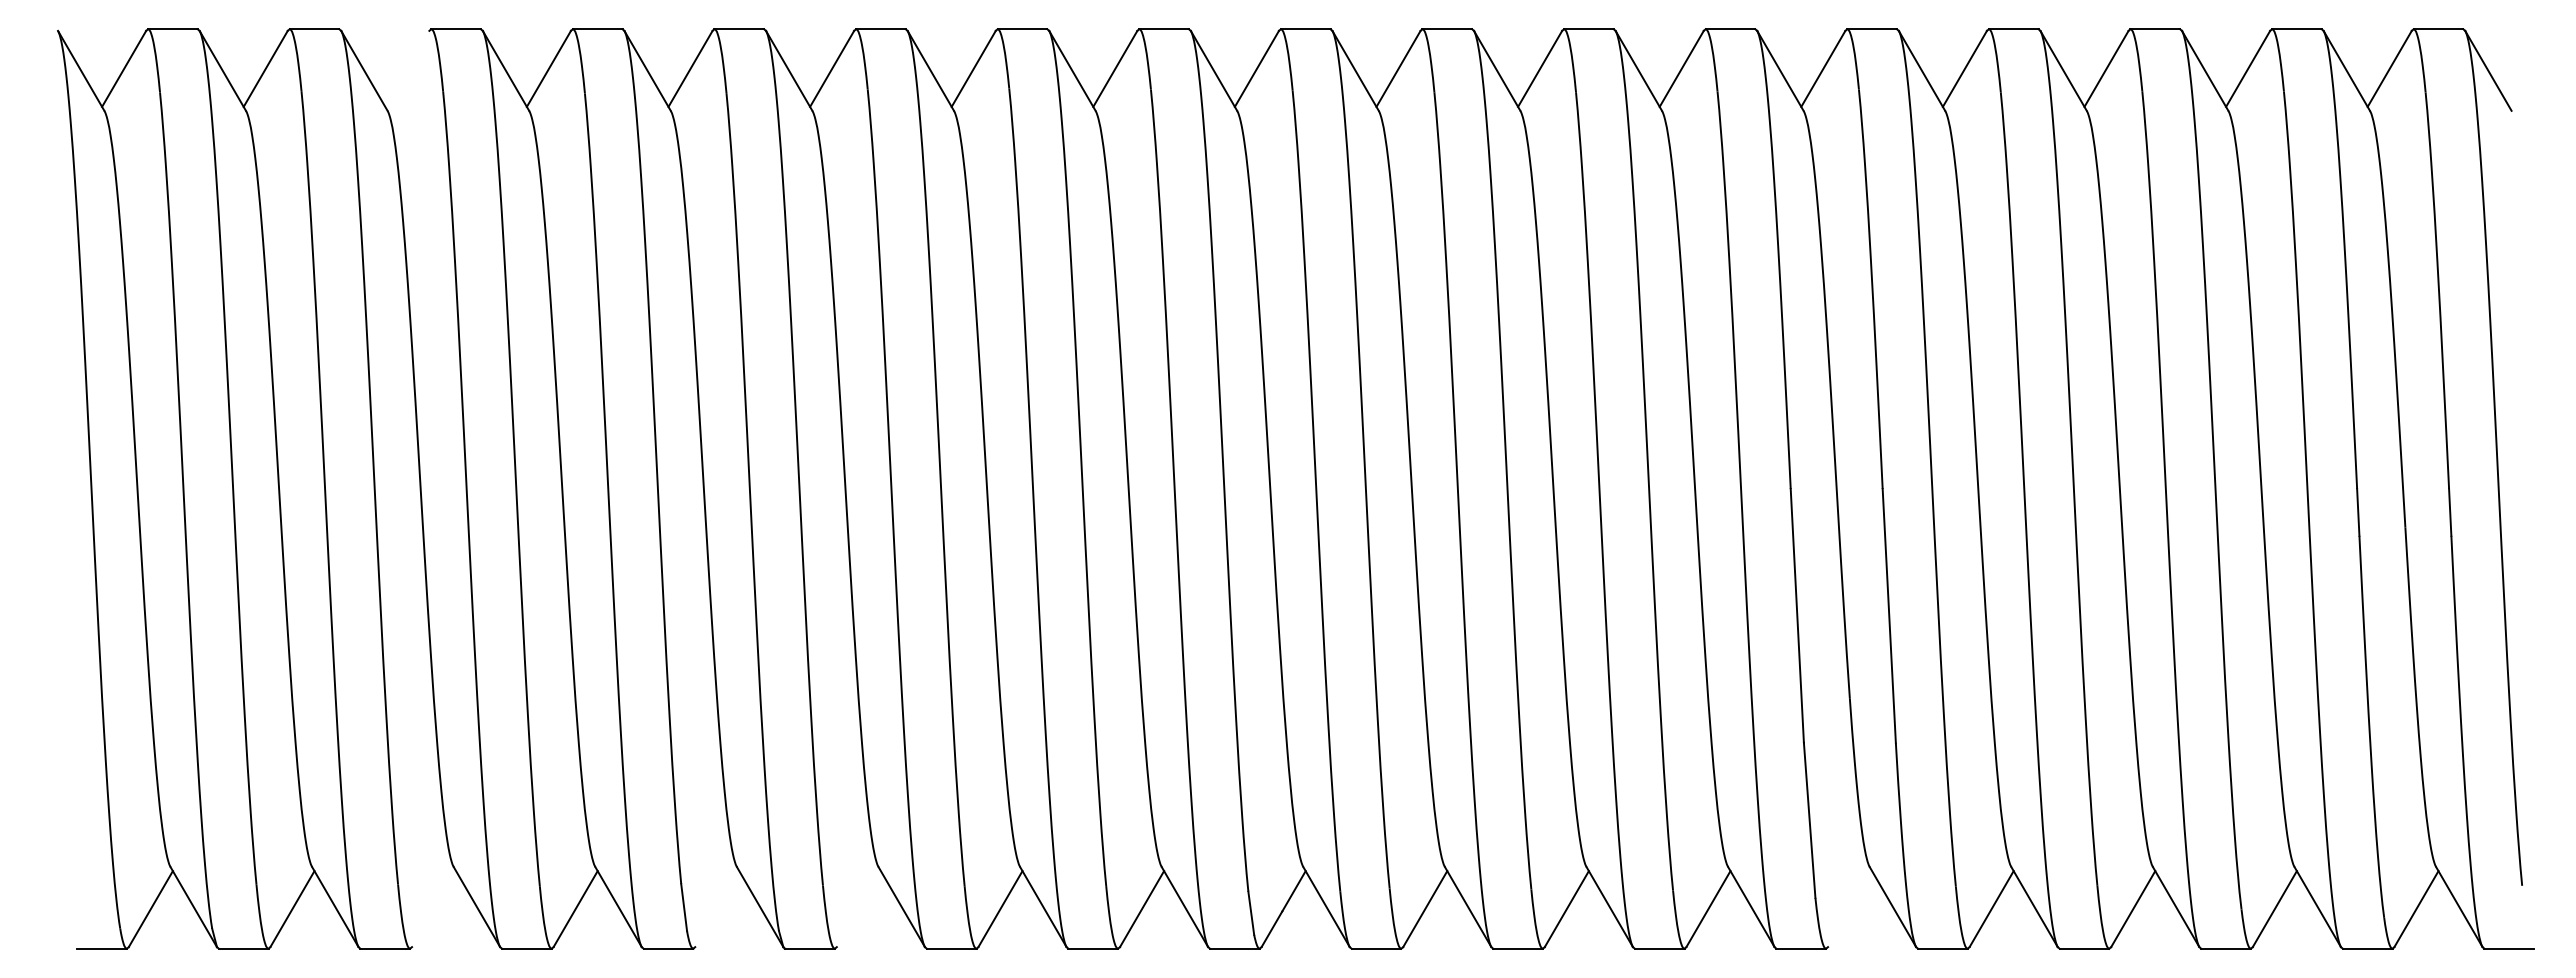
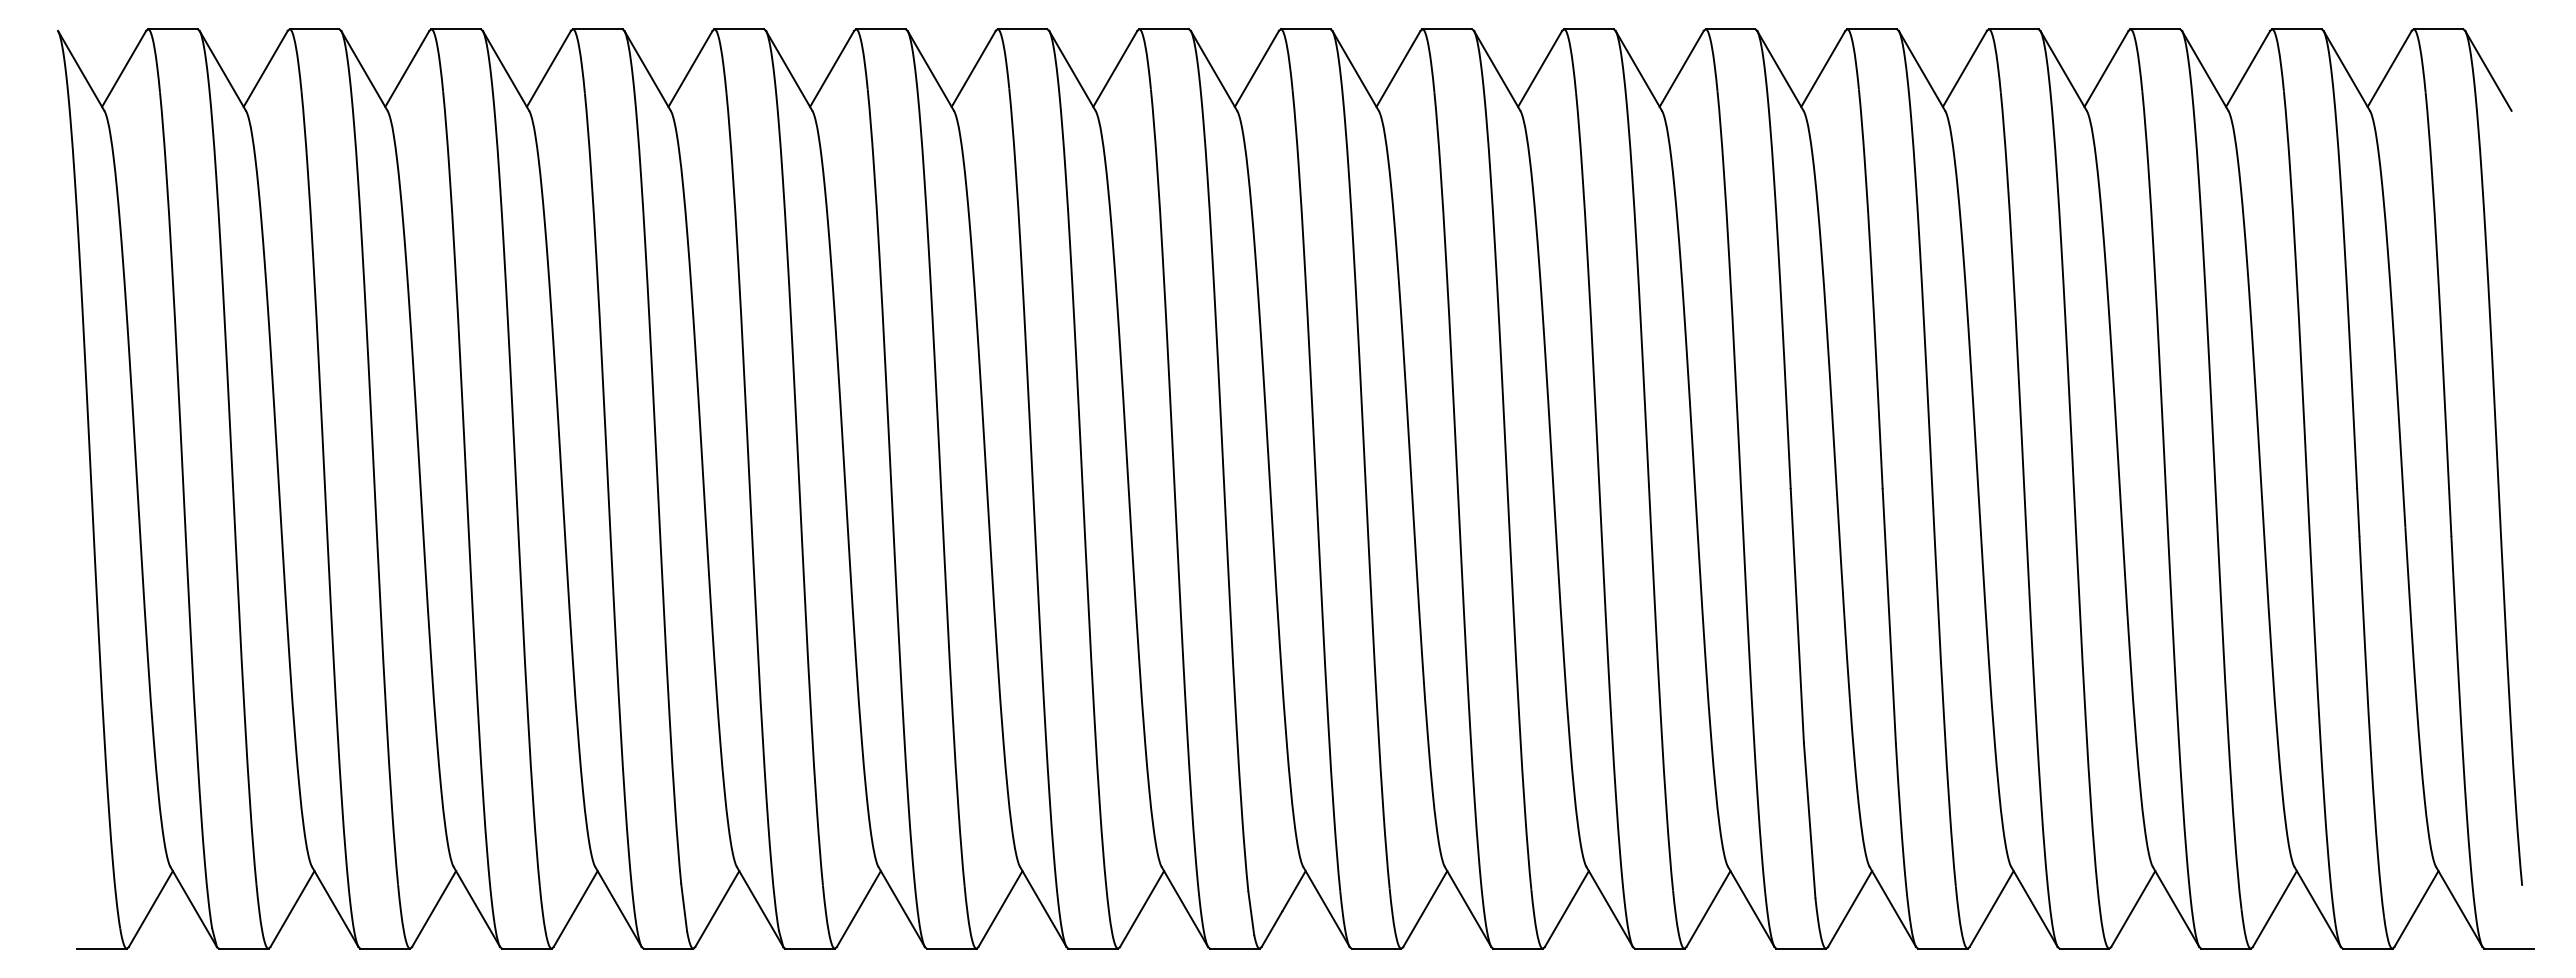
line: none -> present (407, 68)
line: none -> present (434, 909)
line: none -> present (717, 909)
line: none -> present (858, 909)
line: none -> present (1850, 909)
